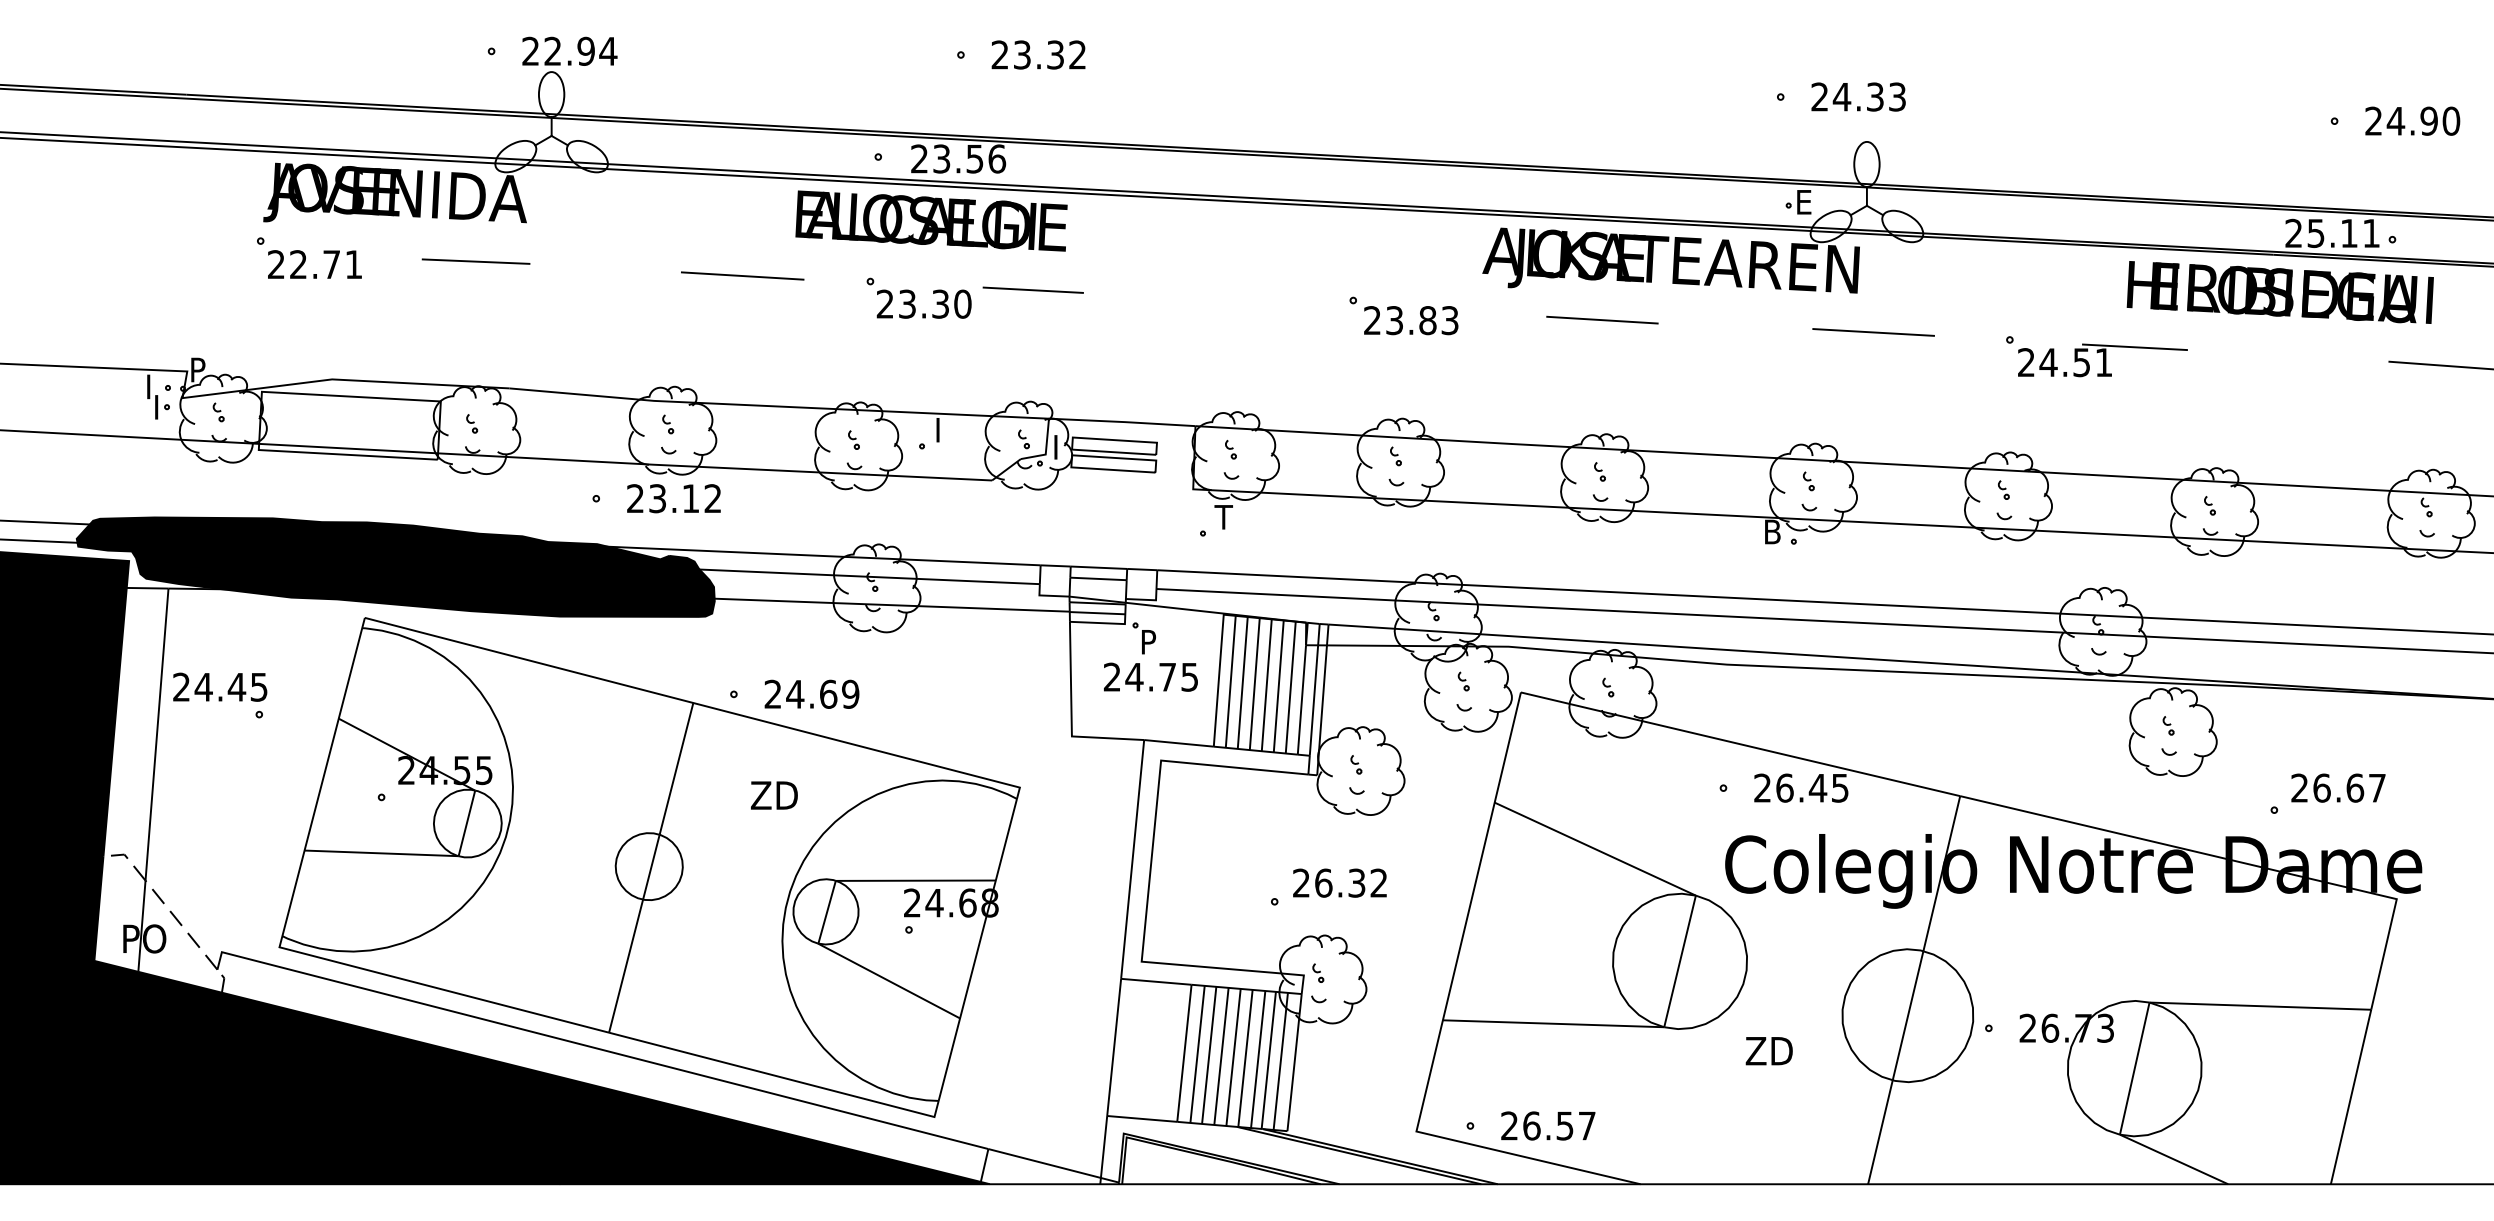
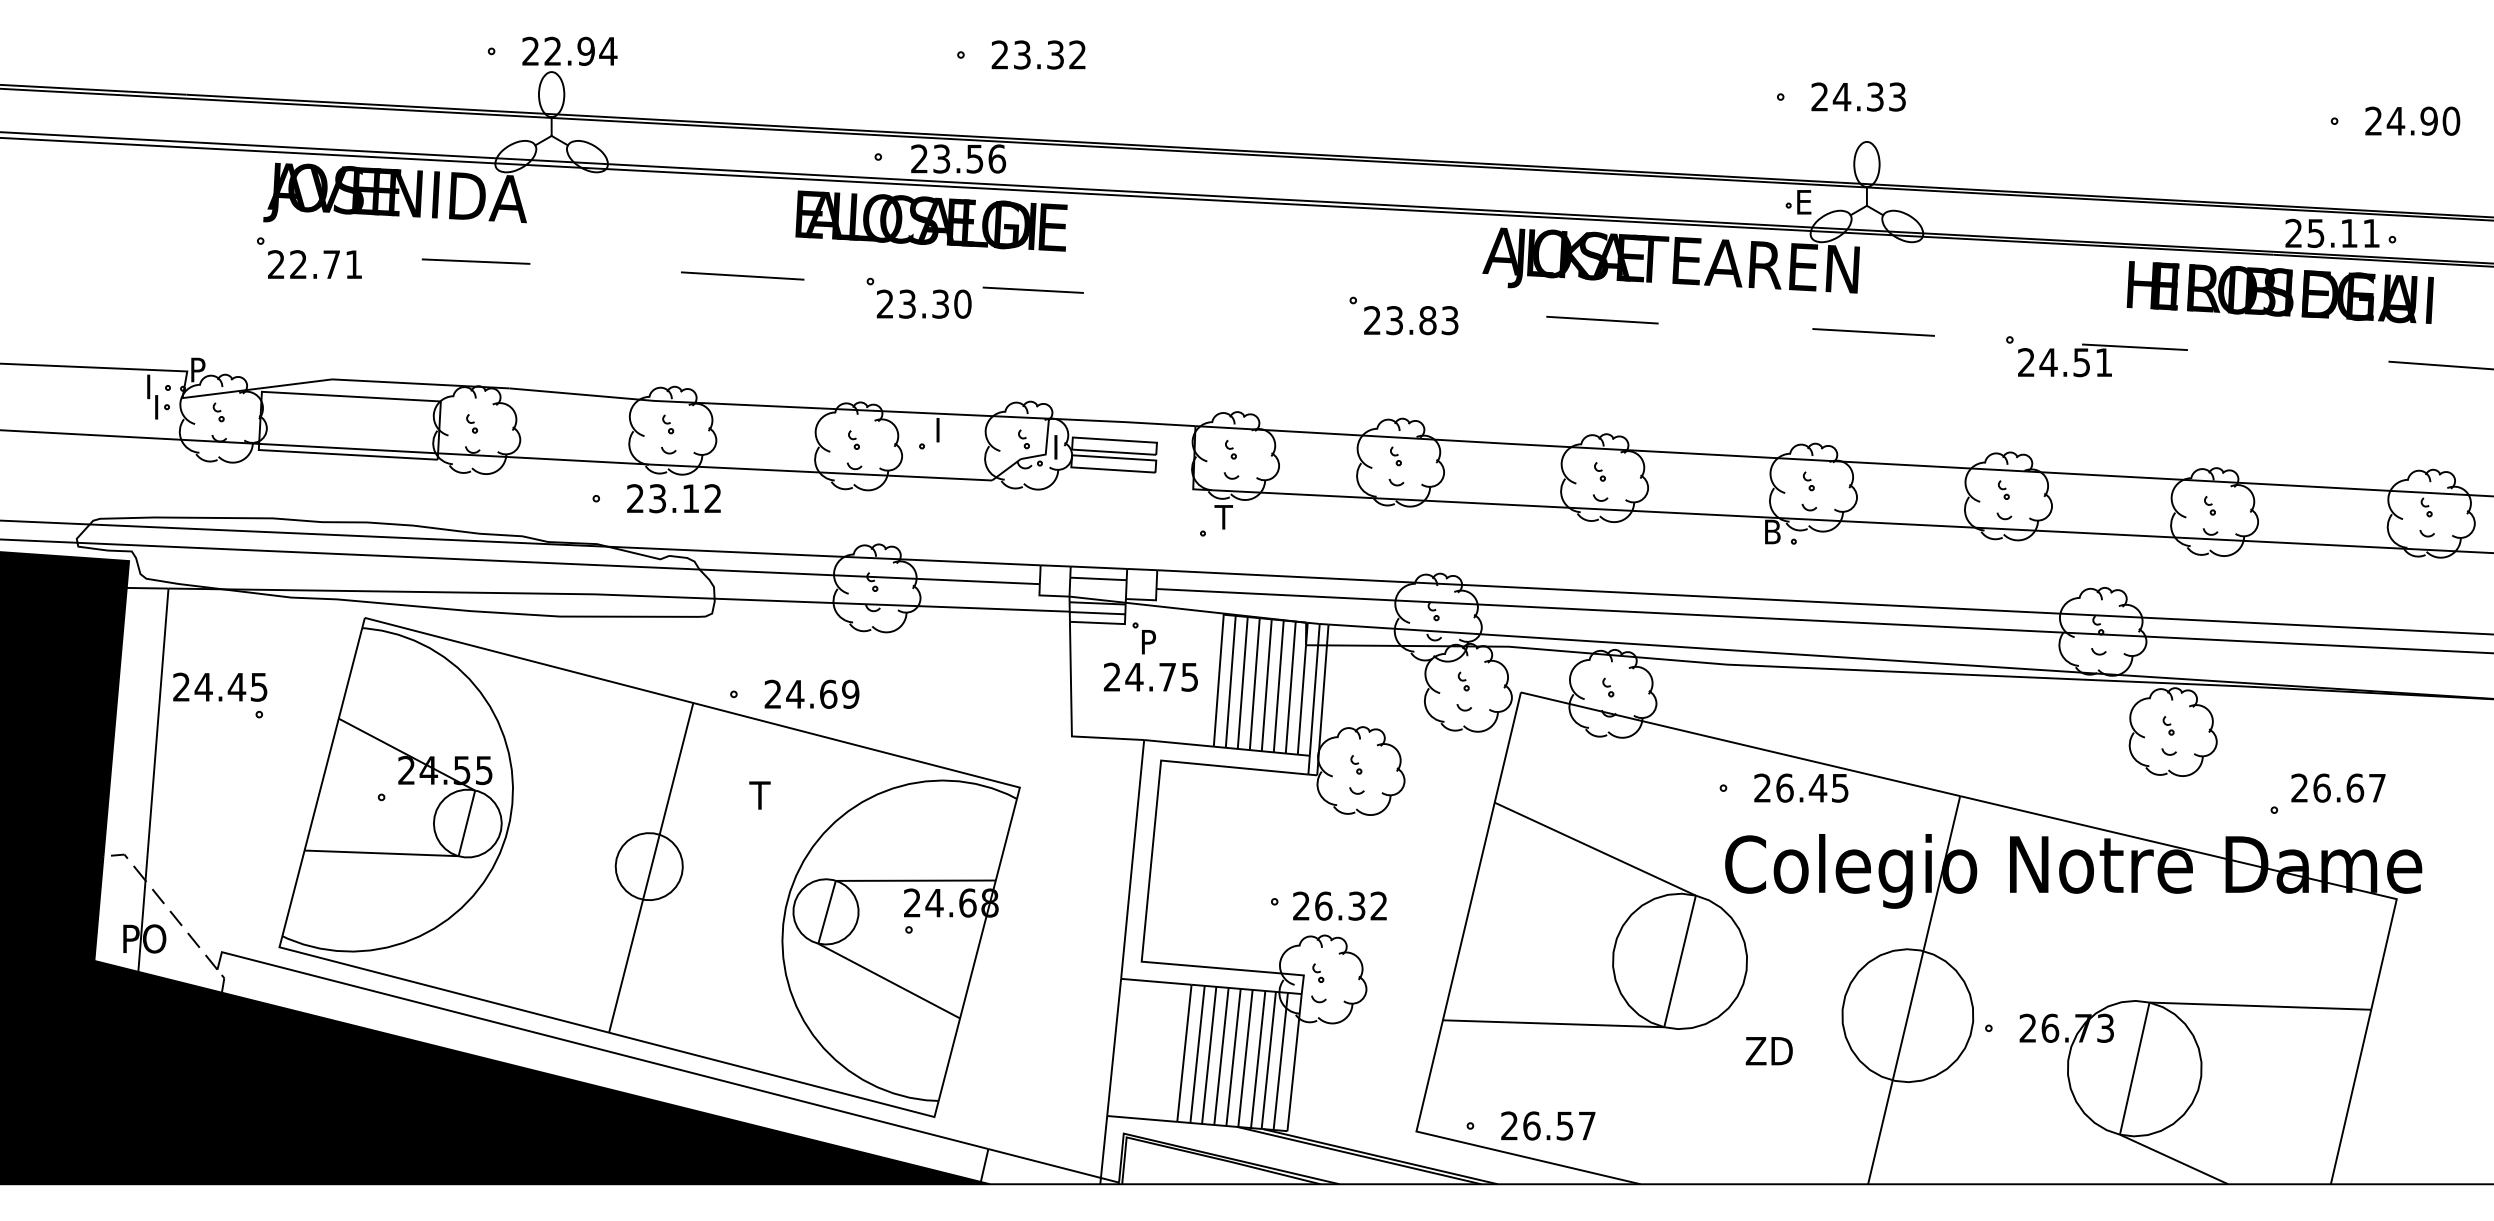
fill: present -> none (395, 566)
text: ZD -> T (773, 795)
text position: (1339, 882) -> (1339, 905) (1339, 905)
